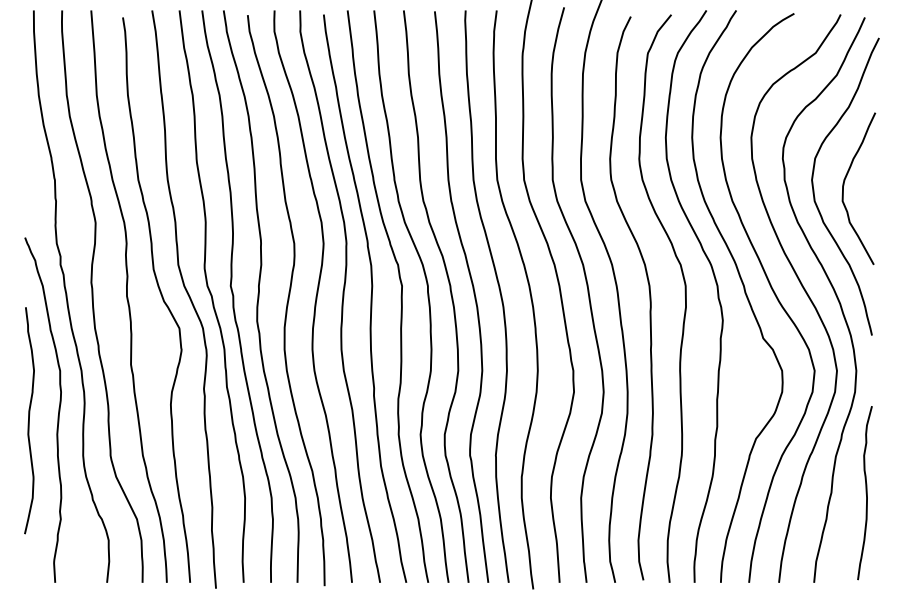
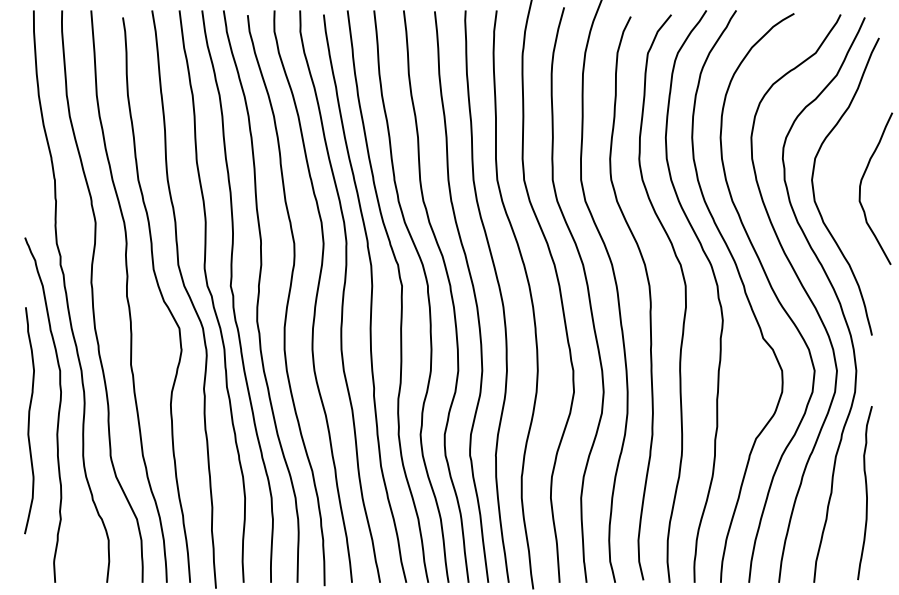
curve position: (844, 185) -> (861, 185) (861, 185)
